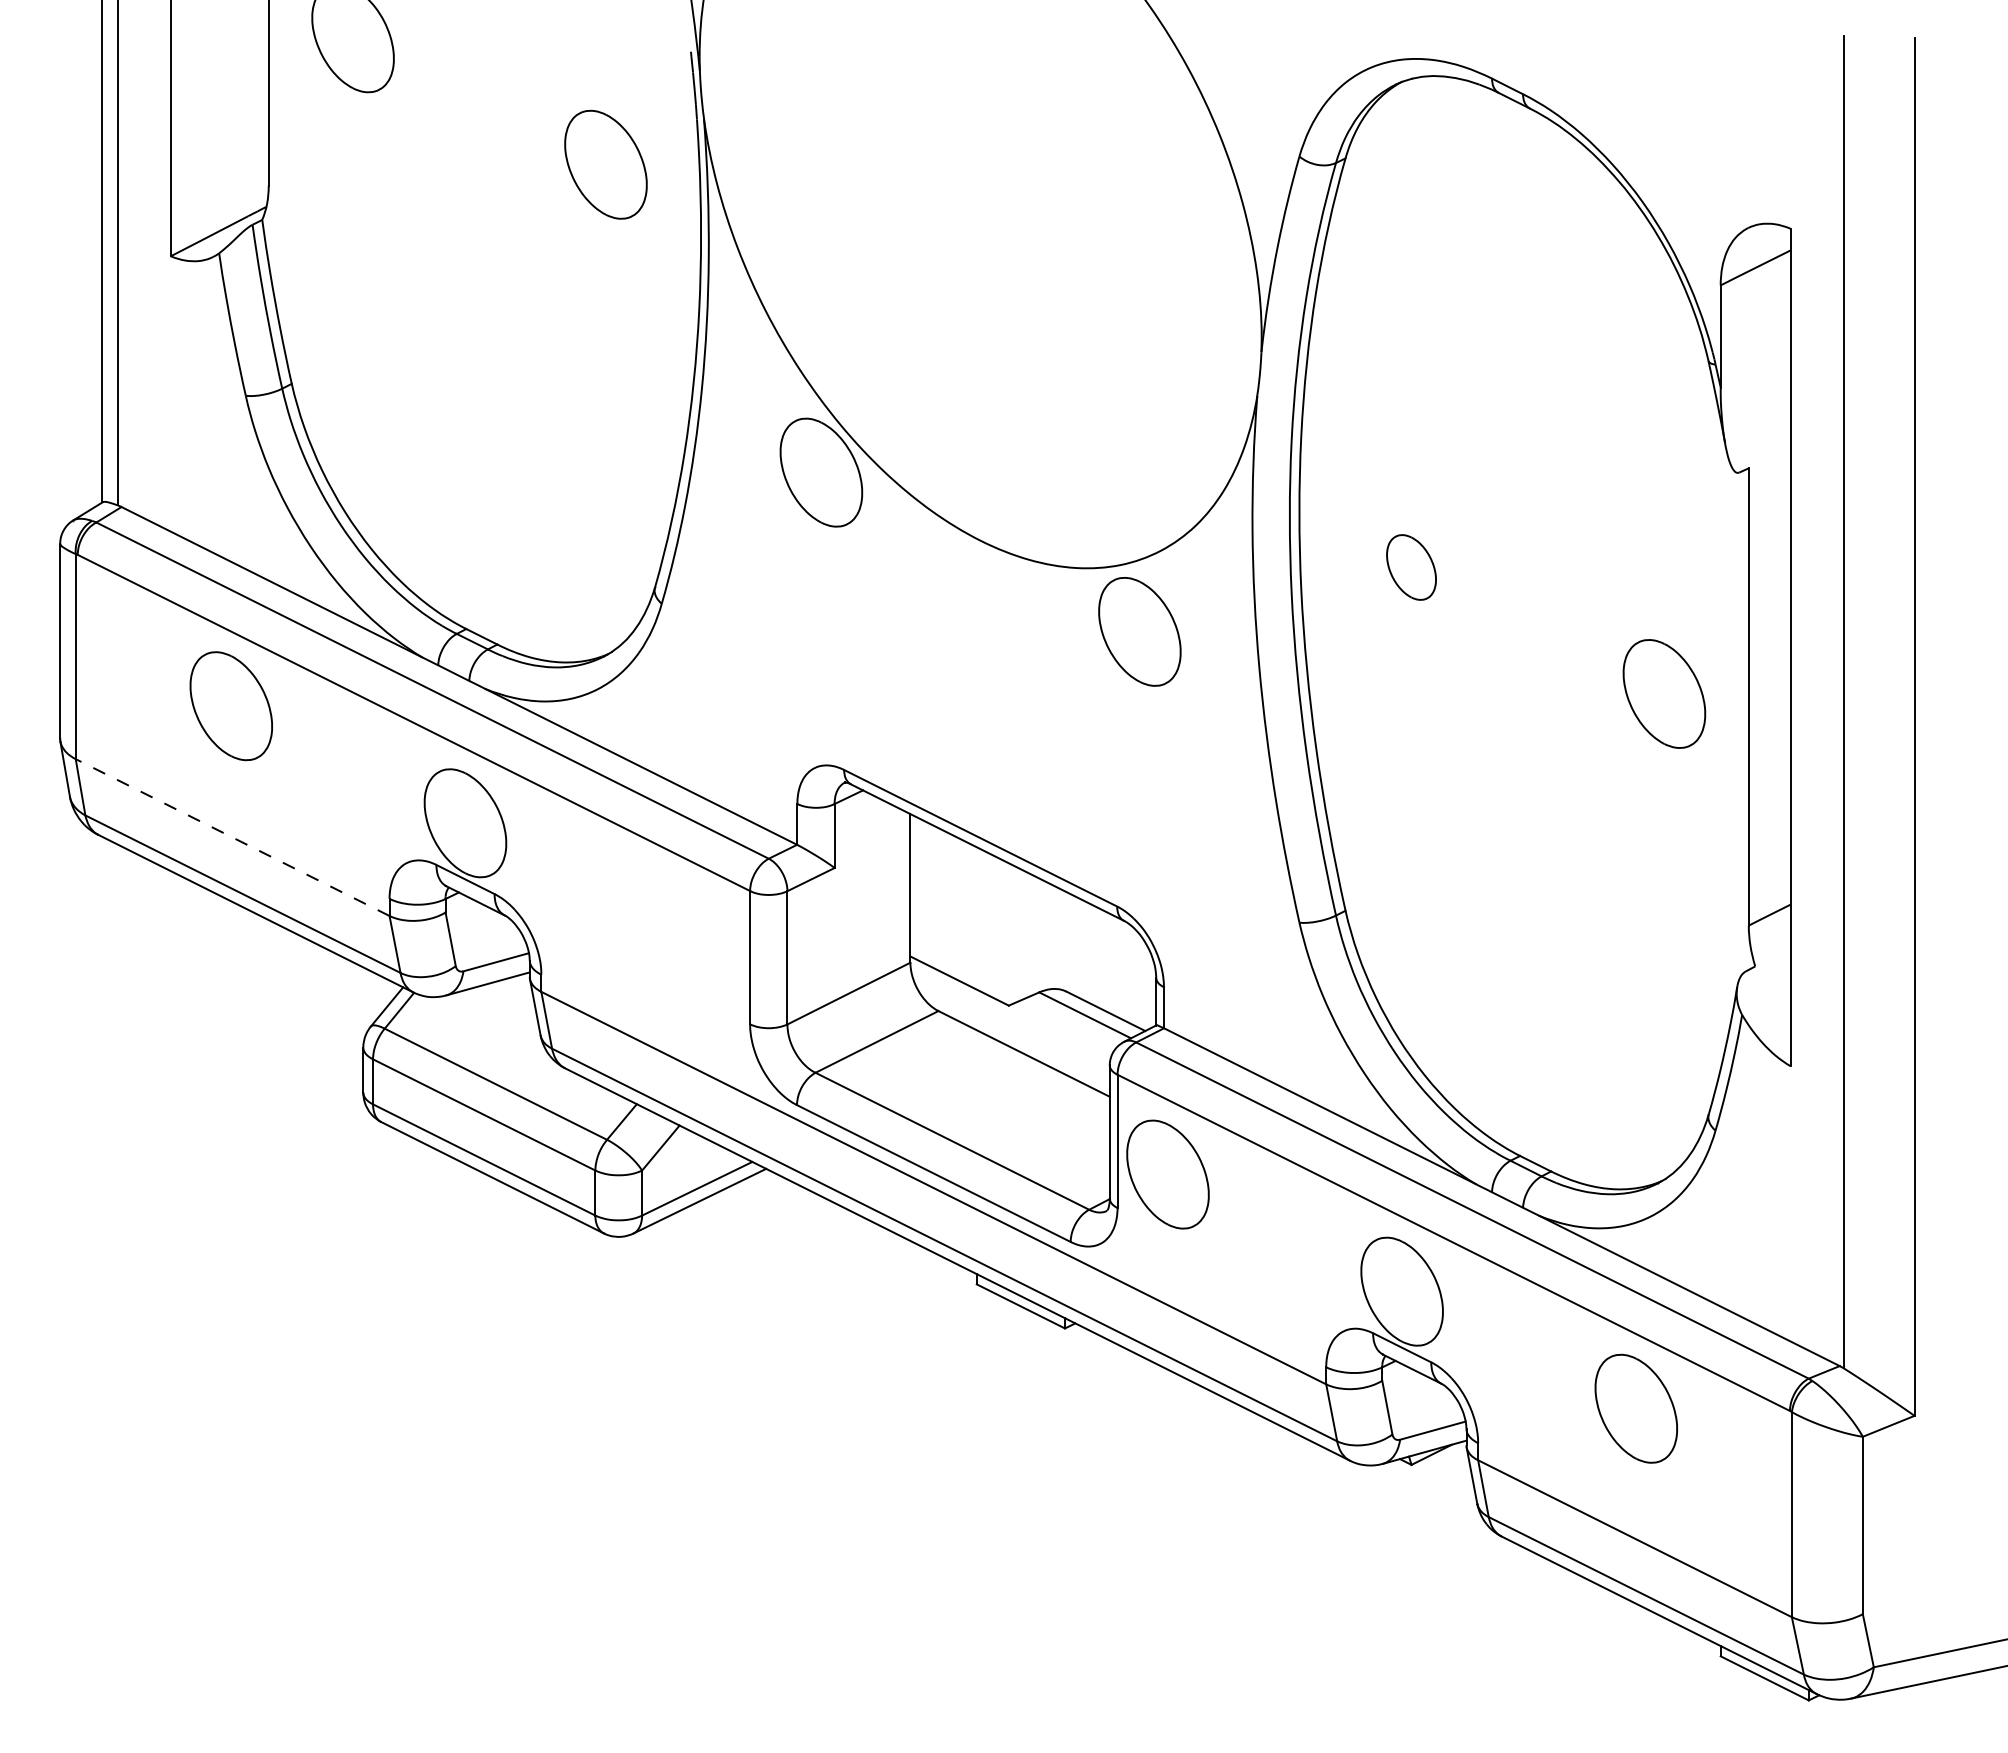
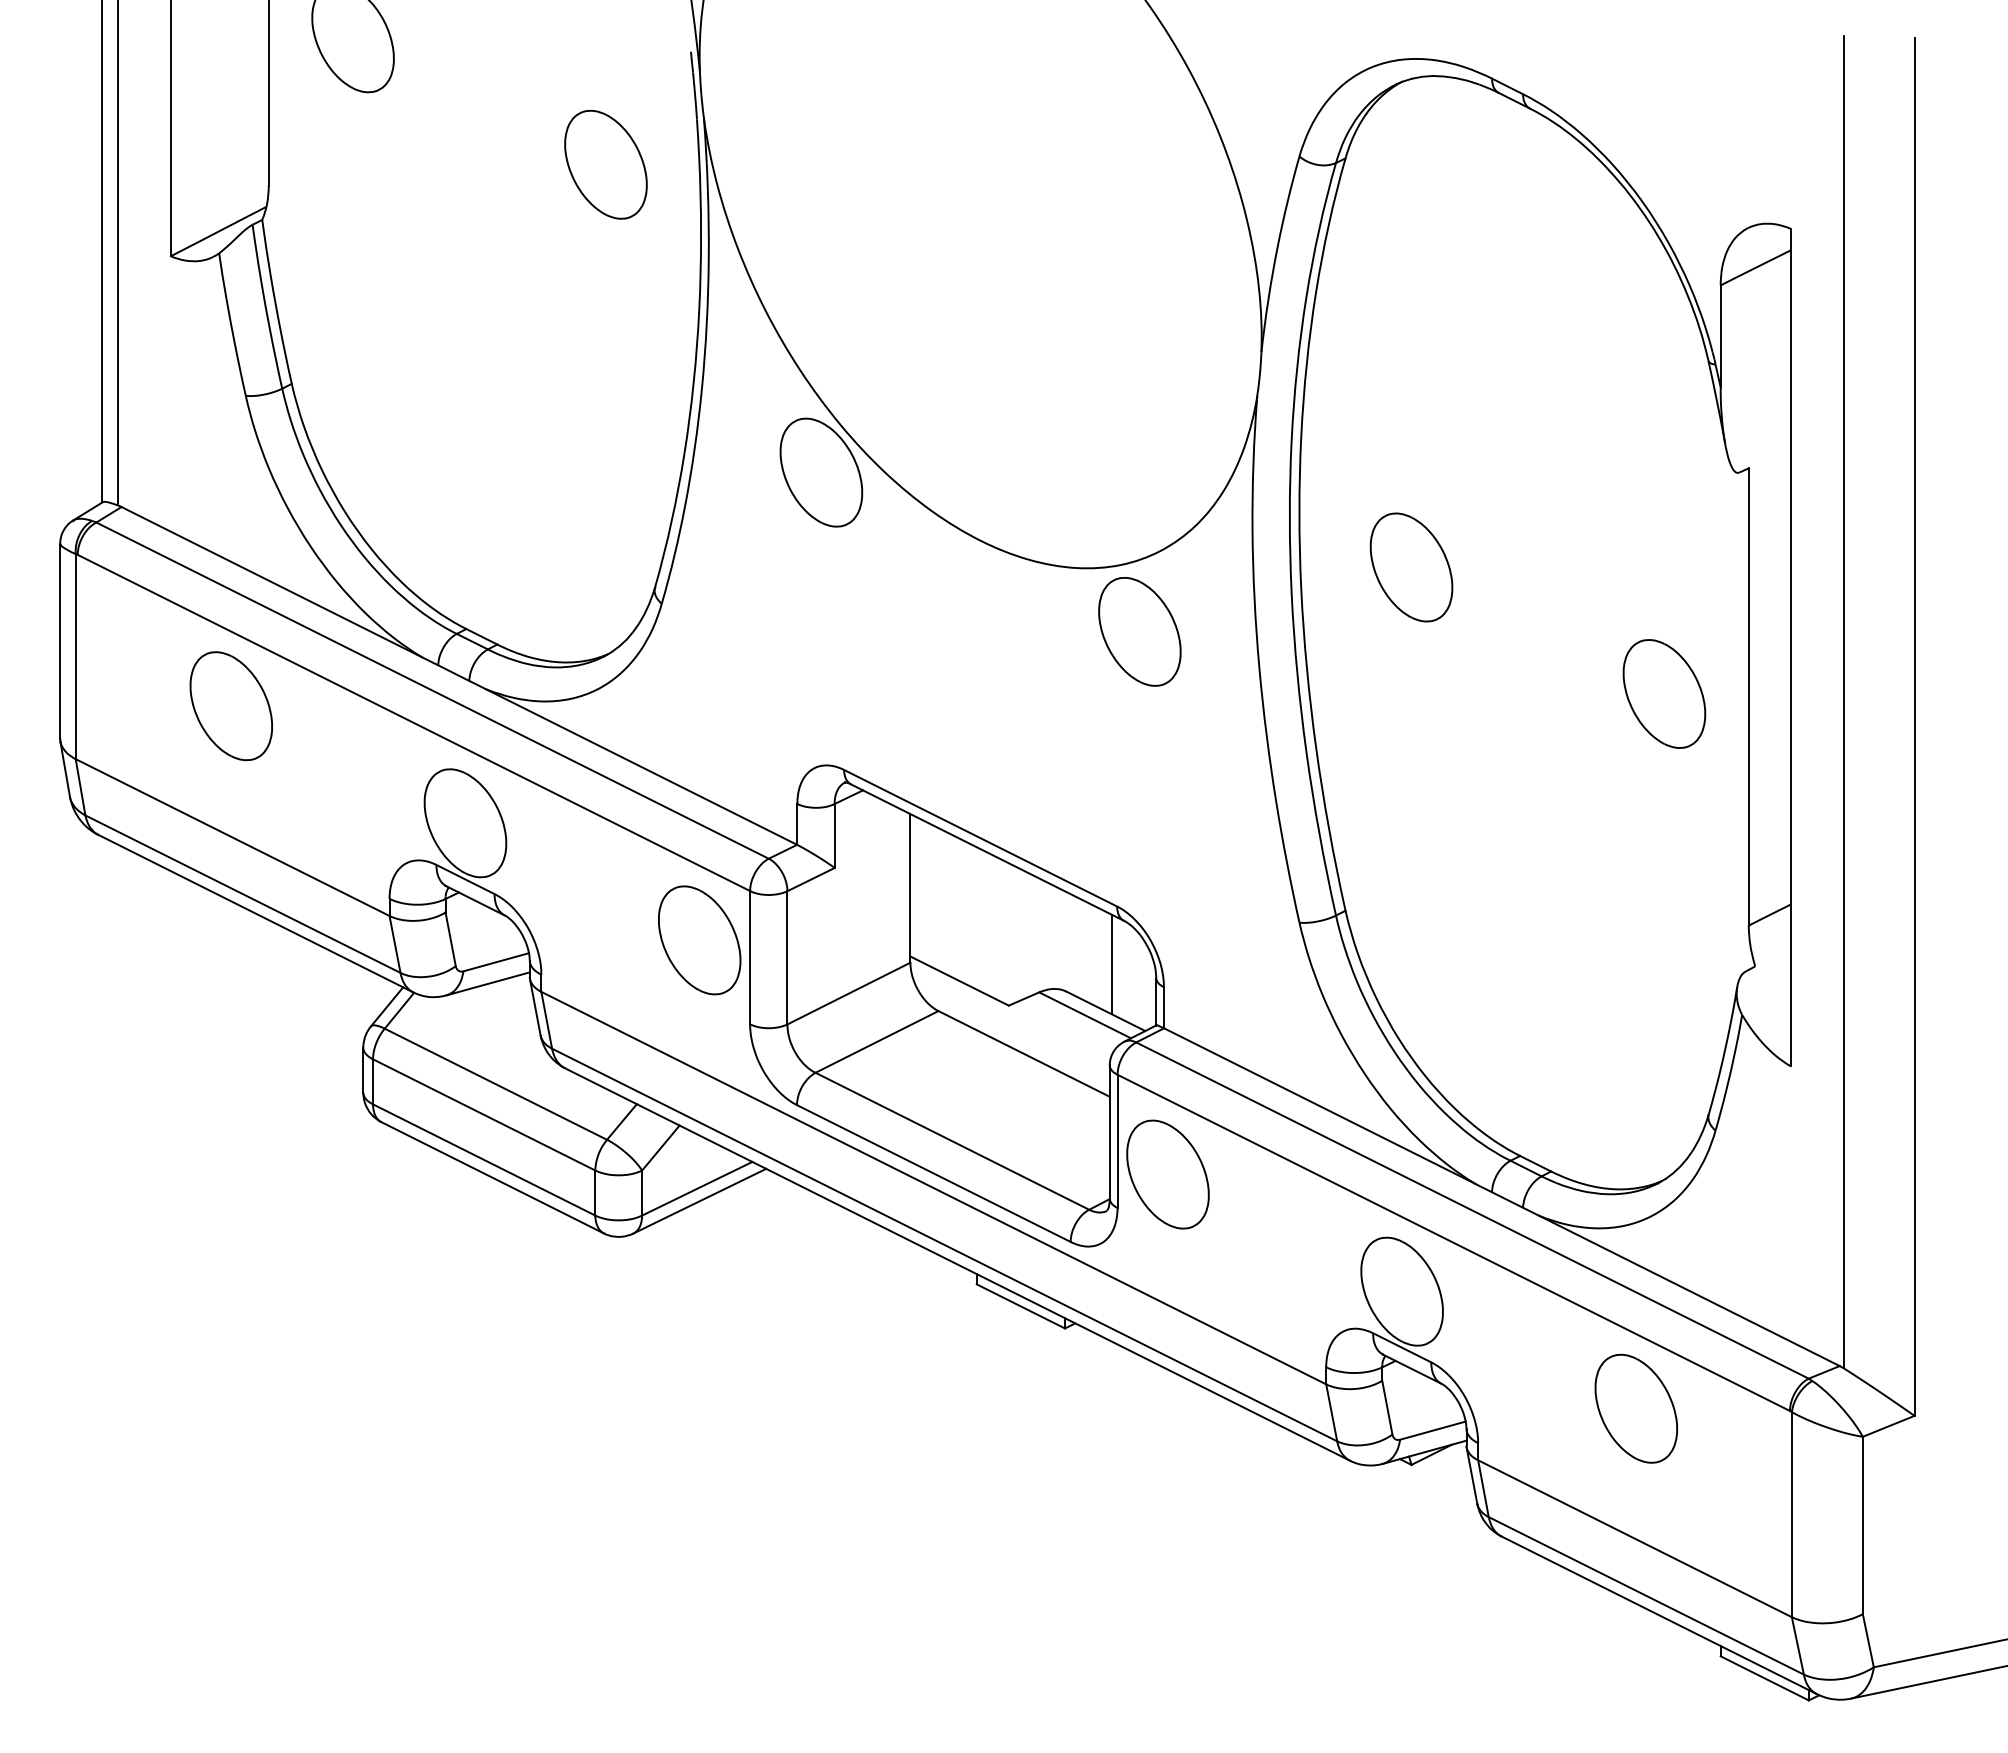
part size: 51x67 px -> 85x111 px (1411, 567)
line: dashed -> solid (232, 837)
part: none -> present (699, 940)
line: none -> present (1111, 964)
